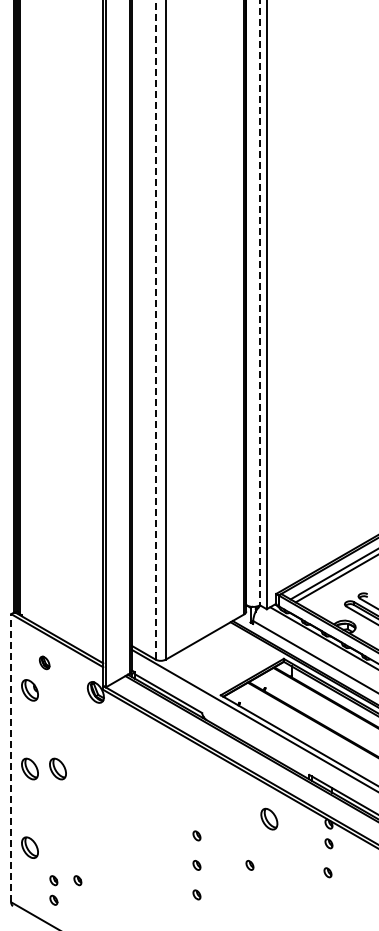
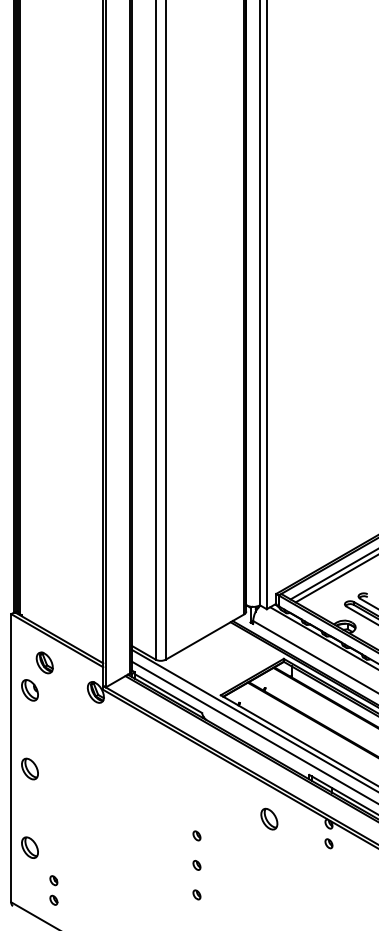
line: dashed -> solid (260, 303)
line: dashed -> solid (155, 330)
part size: 13x16 px -> 19x24 px (44, 662)
line: none -> present (253, 731)
line: dashed -> solid (11, 757)
part: present -> none (57, 768)
part: present -> none (249, 865)
part: present -> none (327, 872)
part: present -> none (77, 880)
